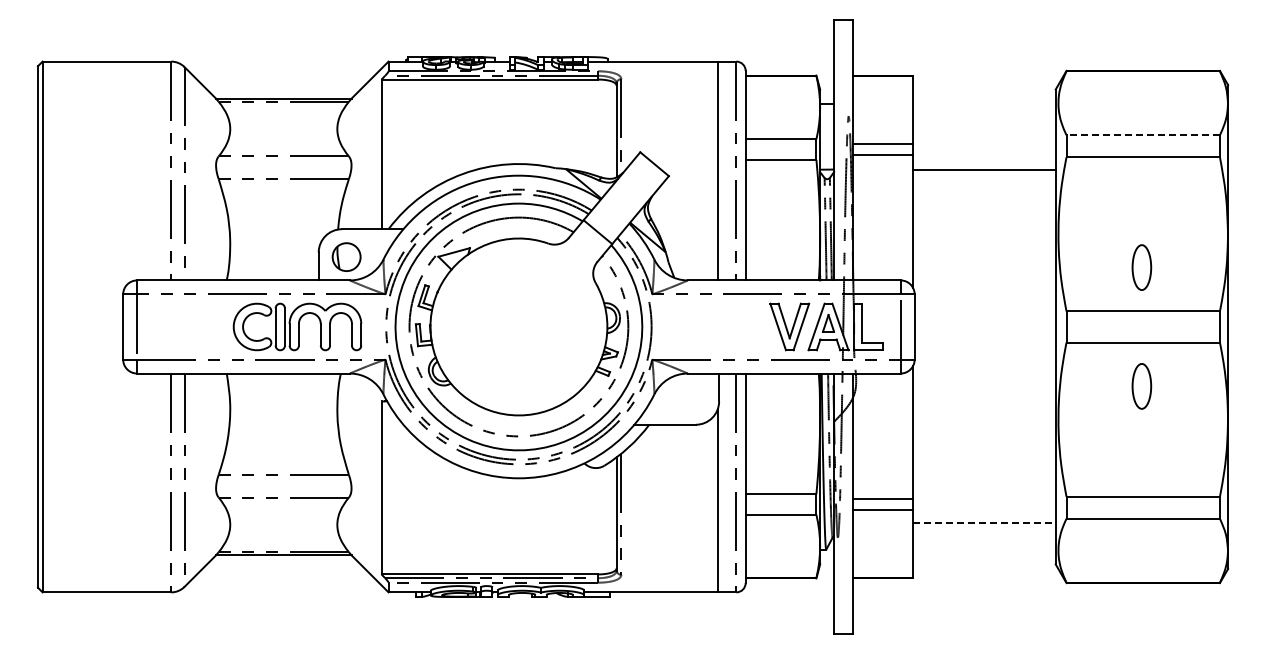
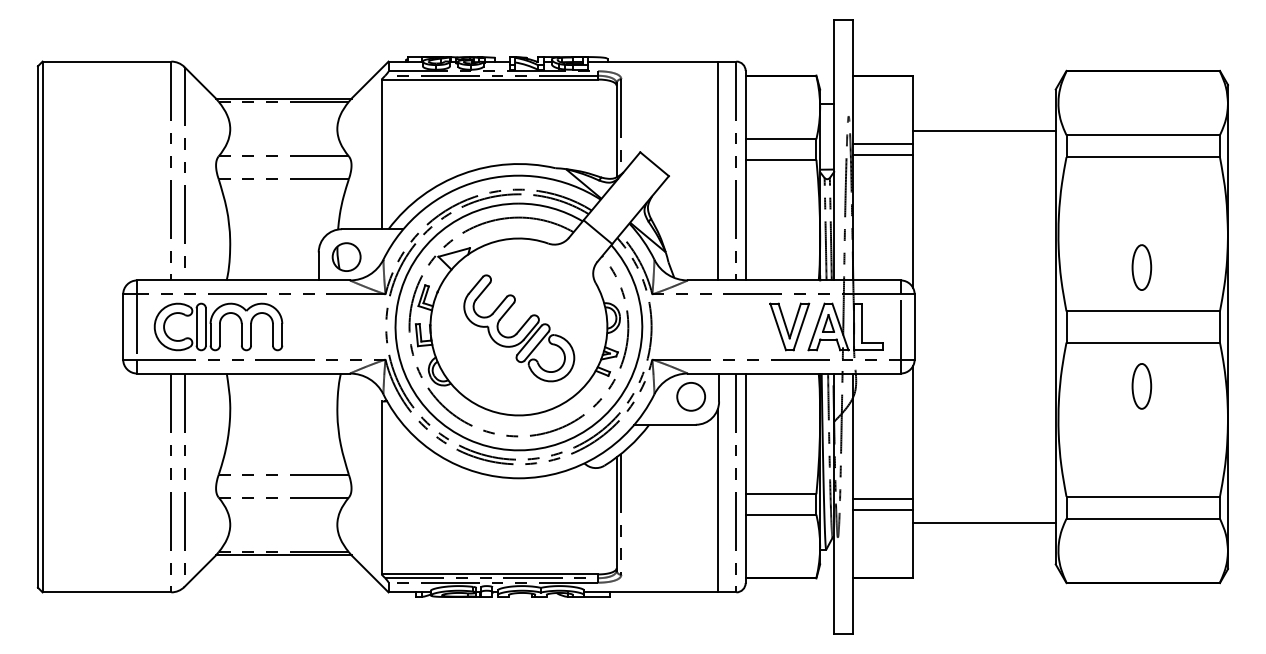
line: dashed -> solid (1143, 135)
line position: (984, 170) -> (984, 131) (984, 131)
part position: (297, 326) -> (218, 326) (218, 326)
part: none -> present (519, 328)
circle: none -> present (690, 396)
line: dashed -> solid (985, 522)
